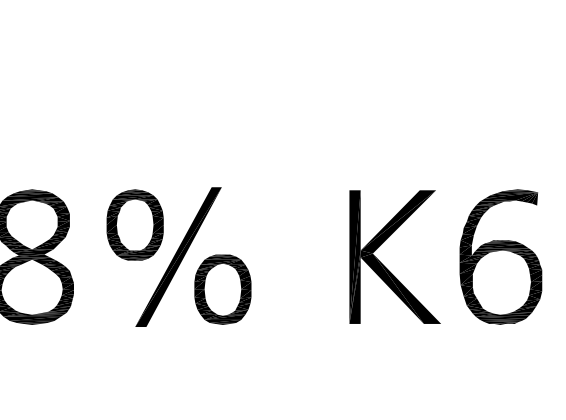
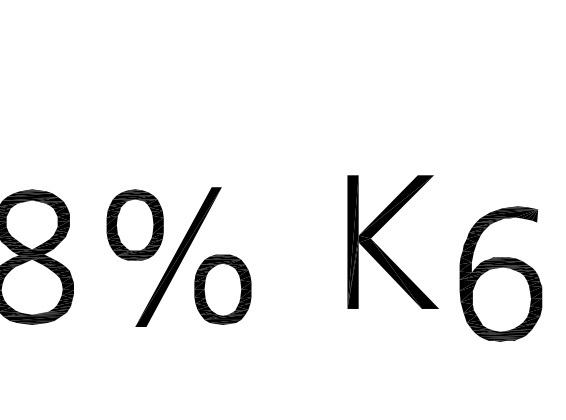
part position: (500, 256) -> (500, 273) (500, 273)
part position: (384, 265) -> (382, 250) (382, 250)
